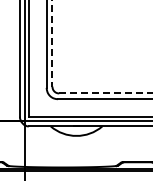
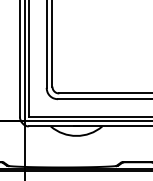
line: dashed -> solid (52, 43)
line: dashed -> solid (106, 93)
